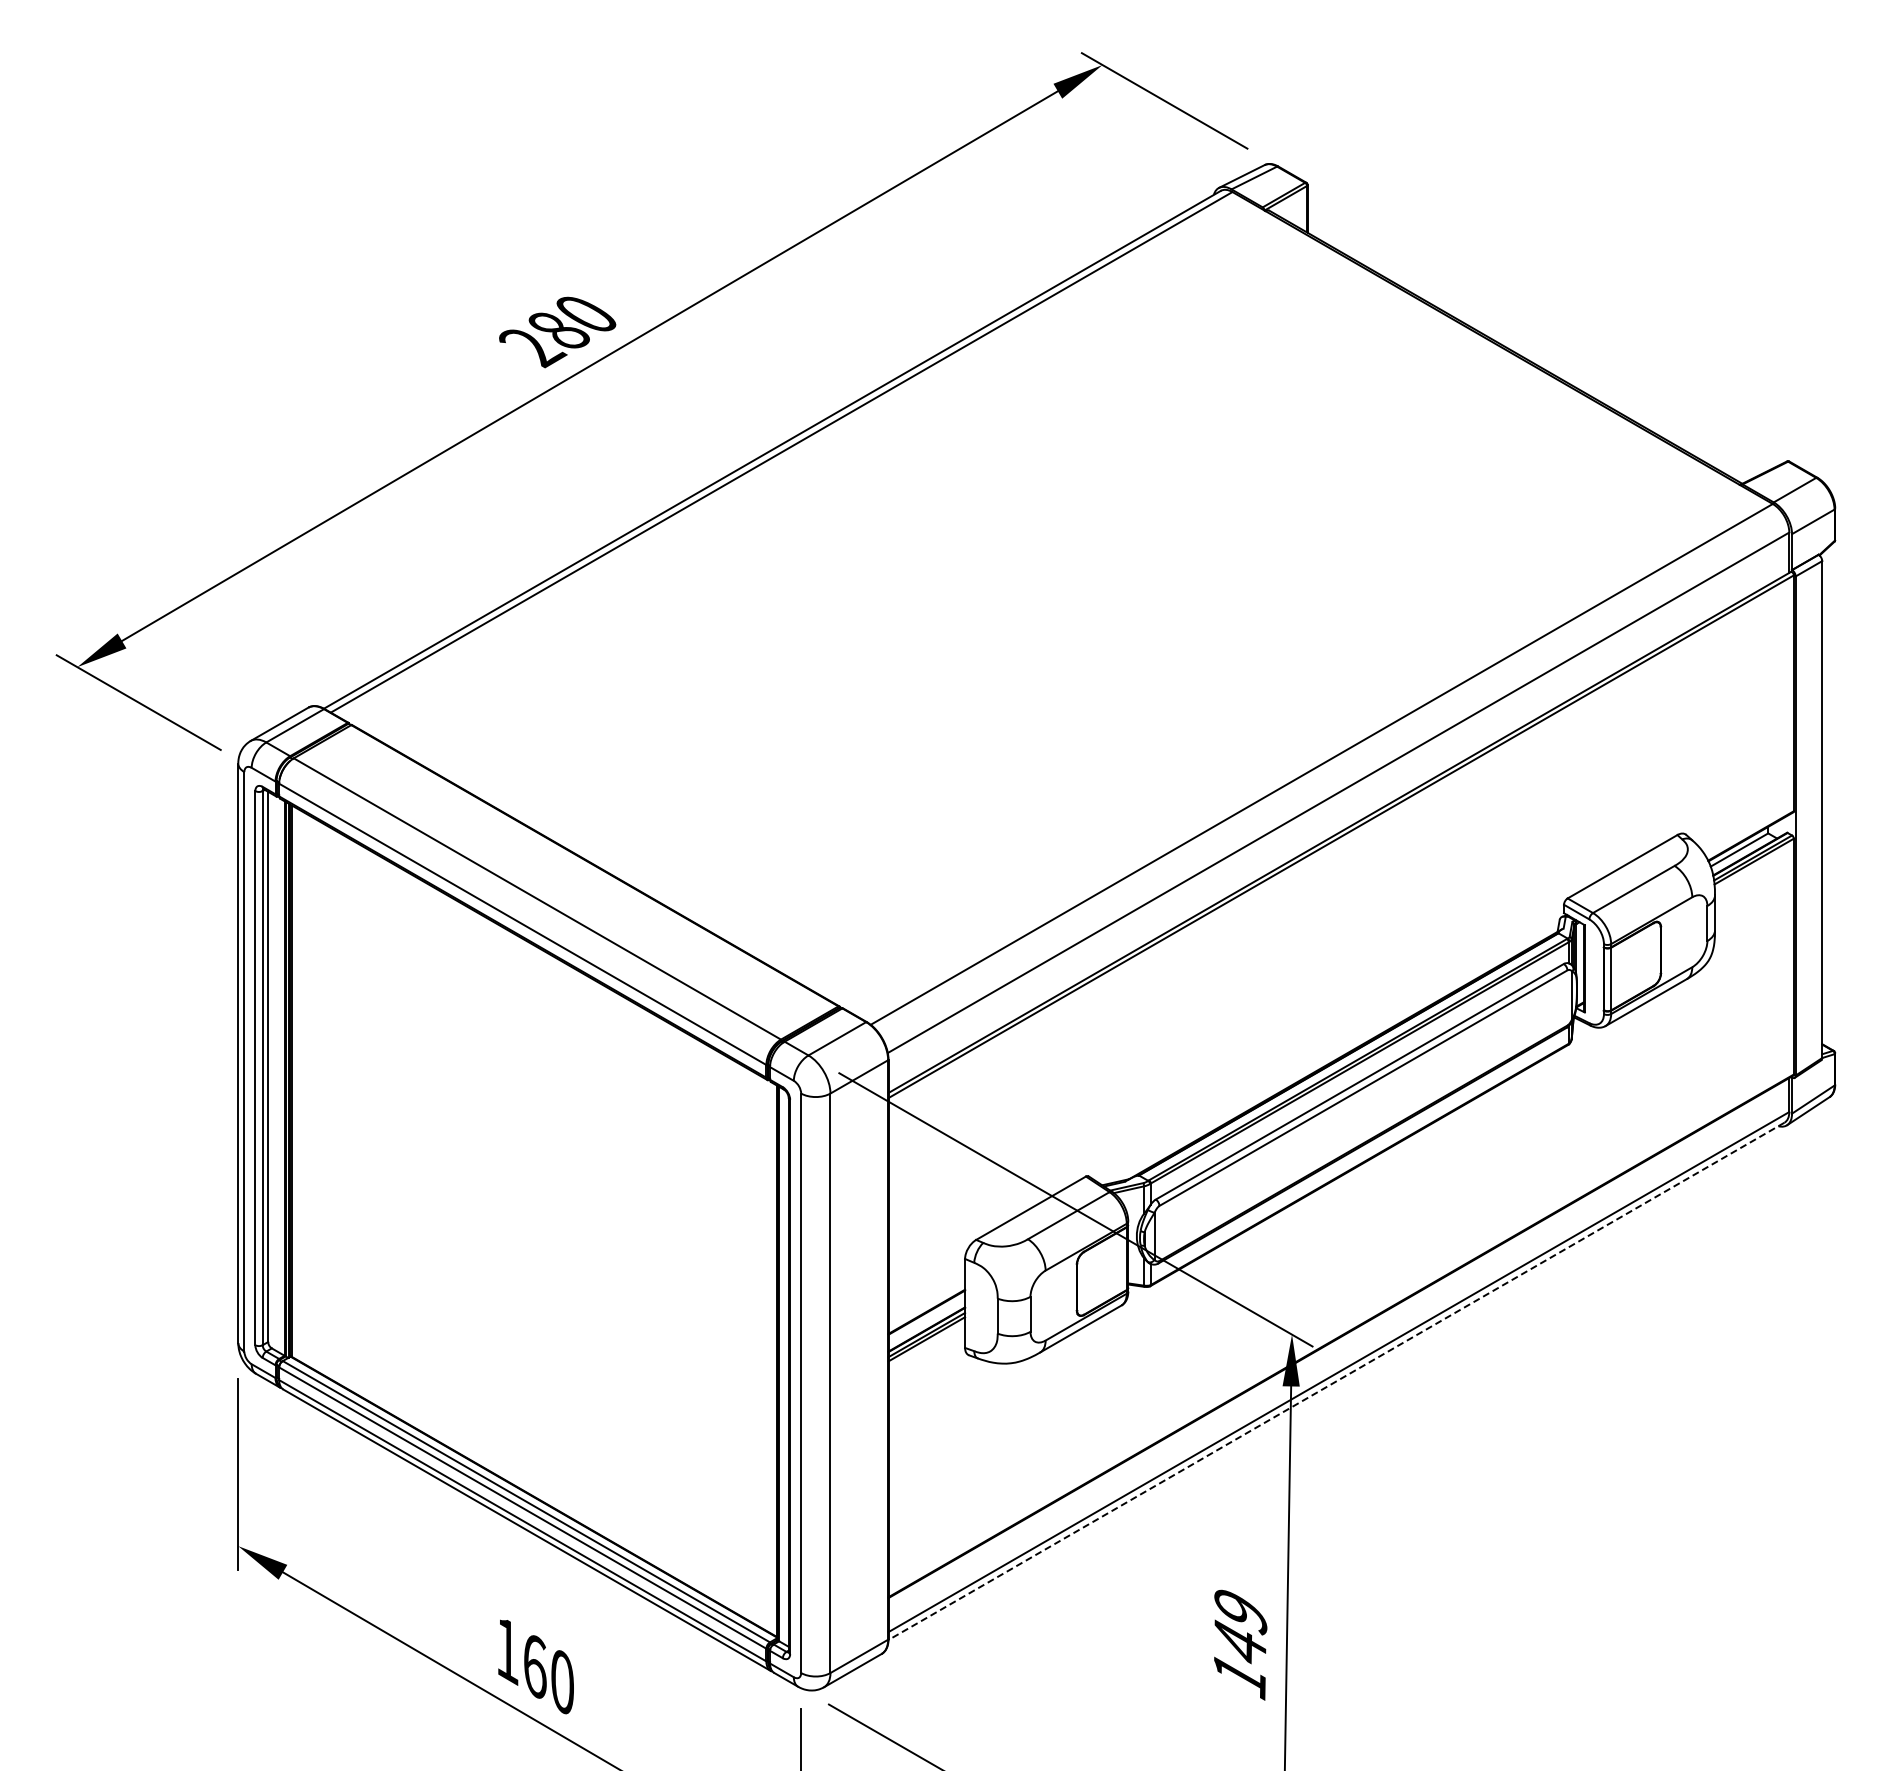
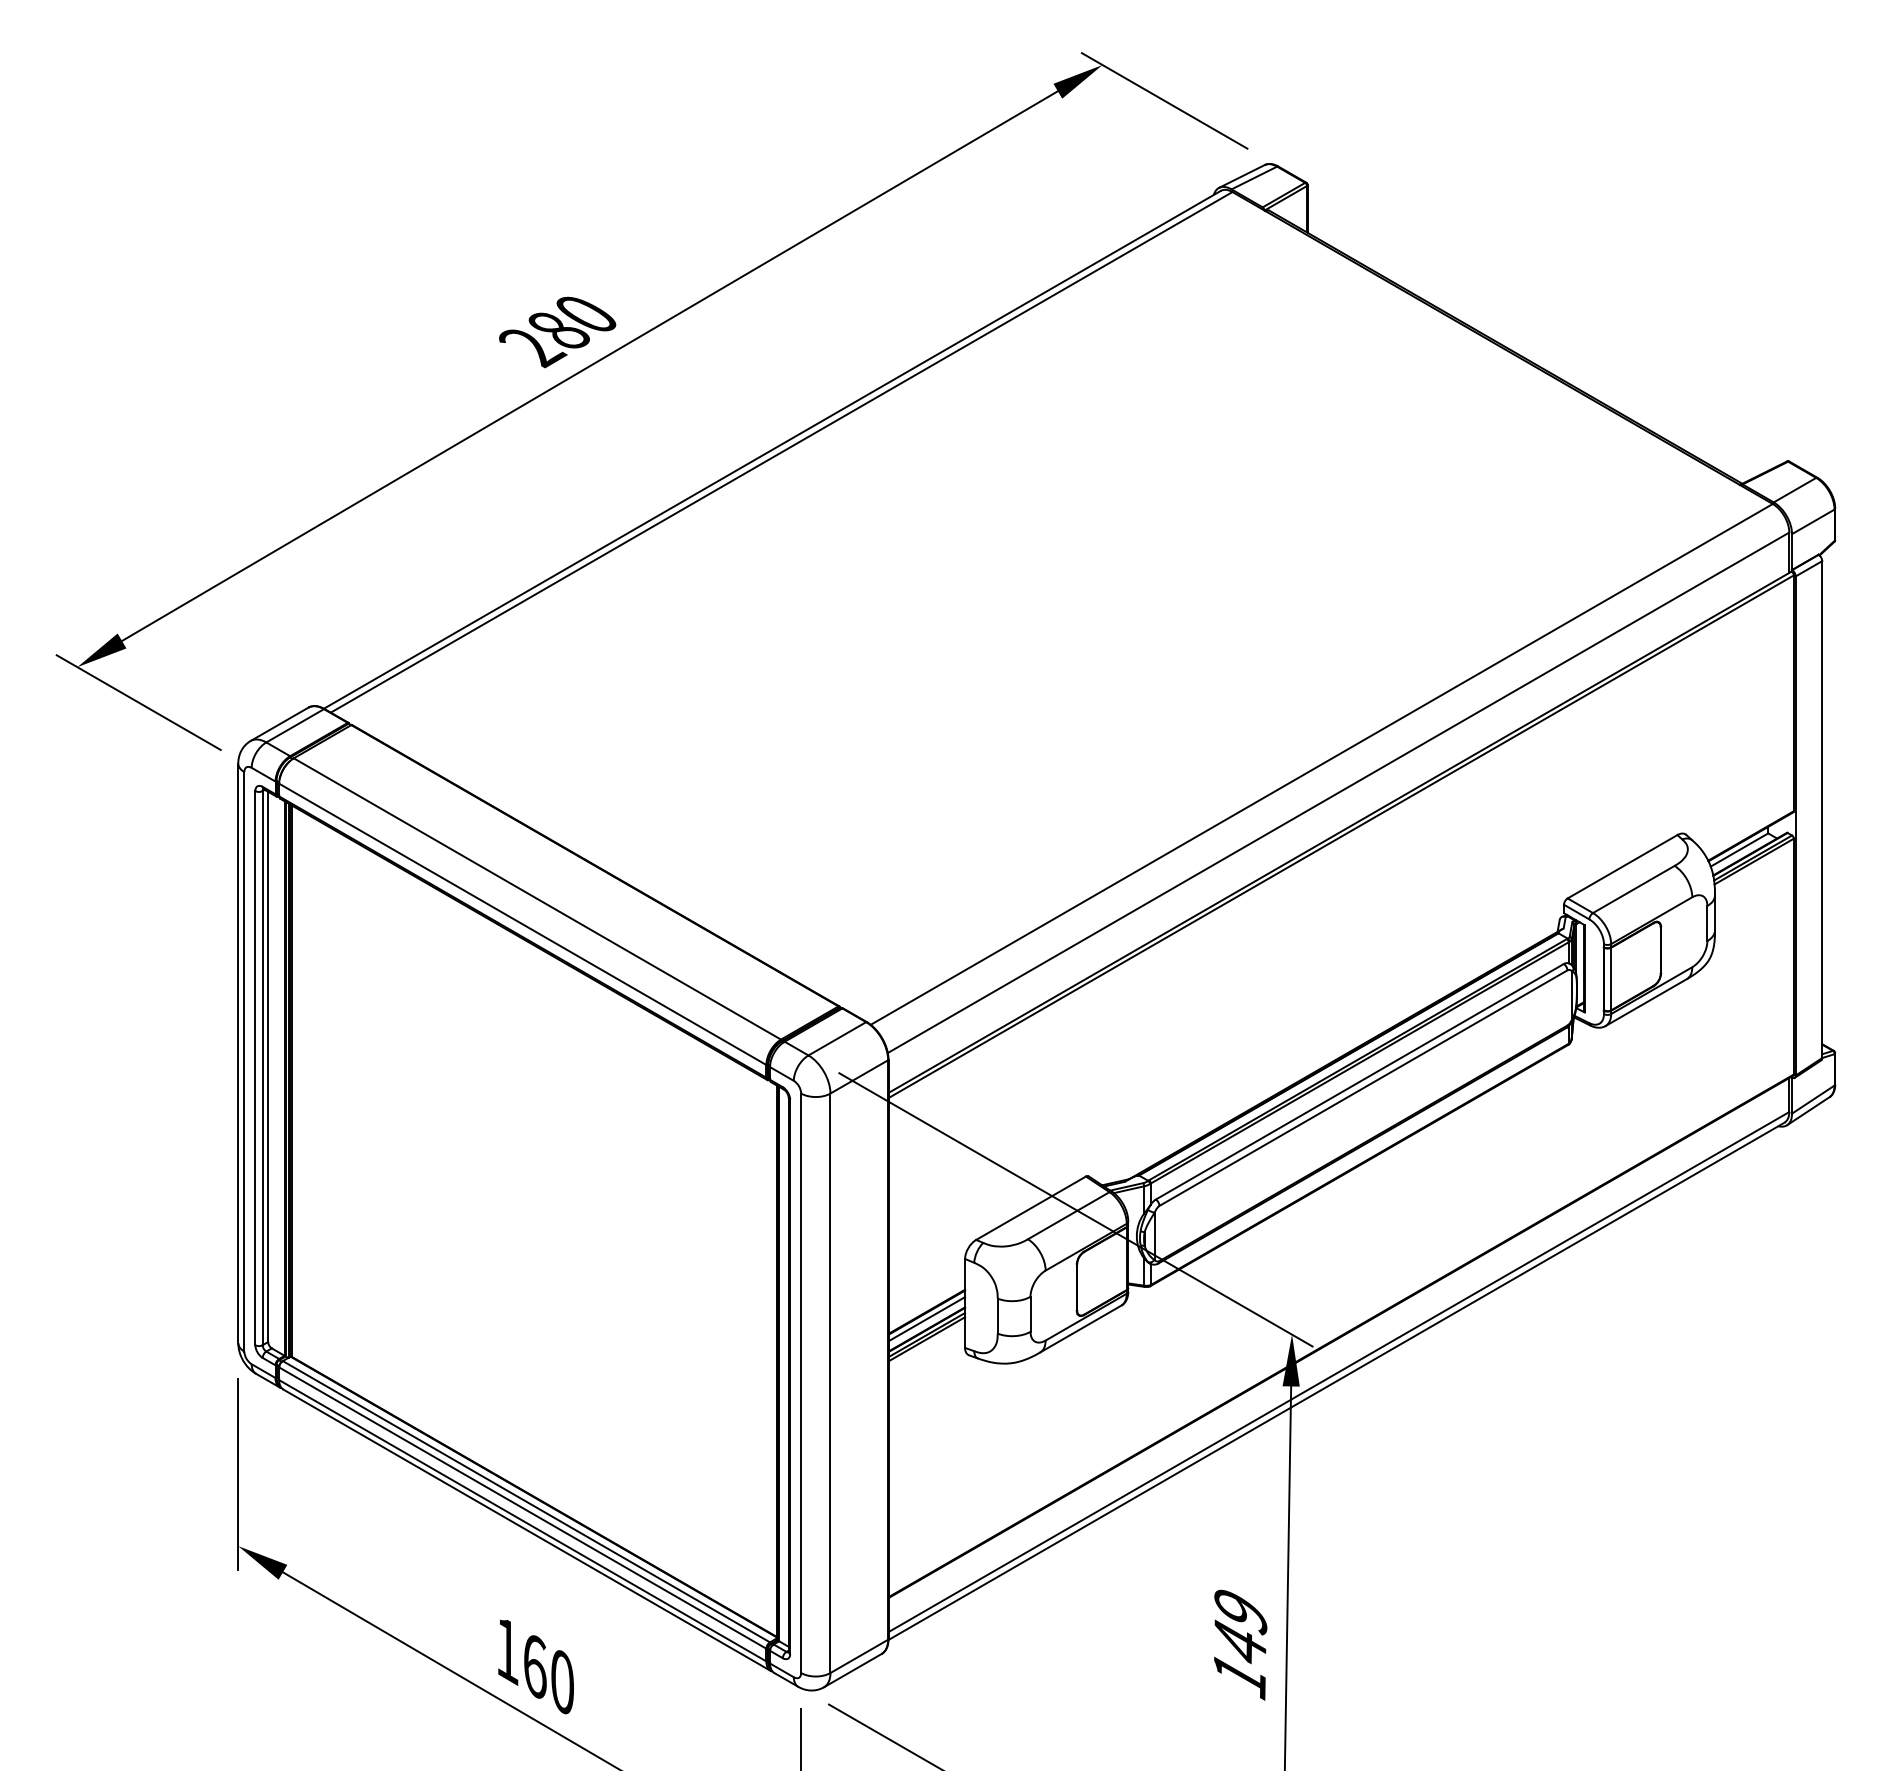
line: none -> present (926, 1319)
line: dashed -> solid (1336, 1381)
